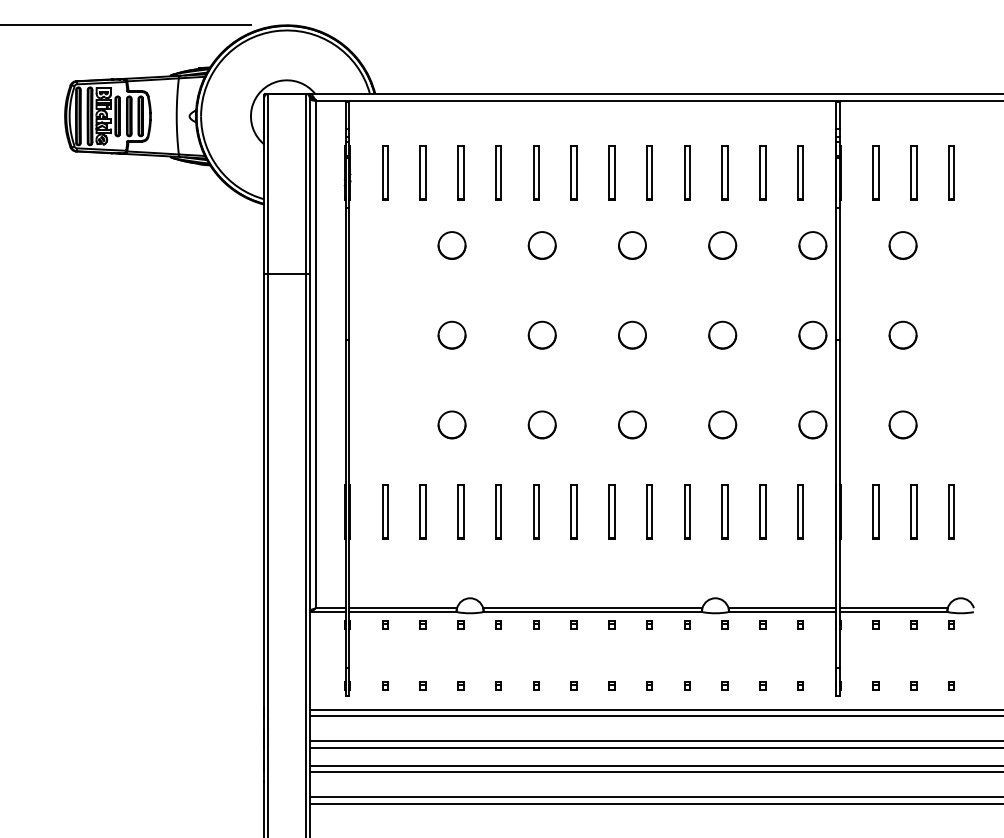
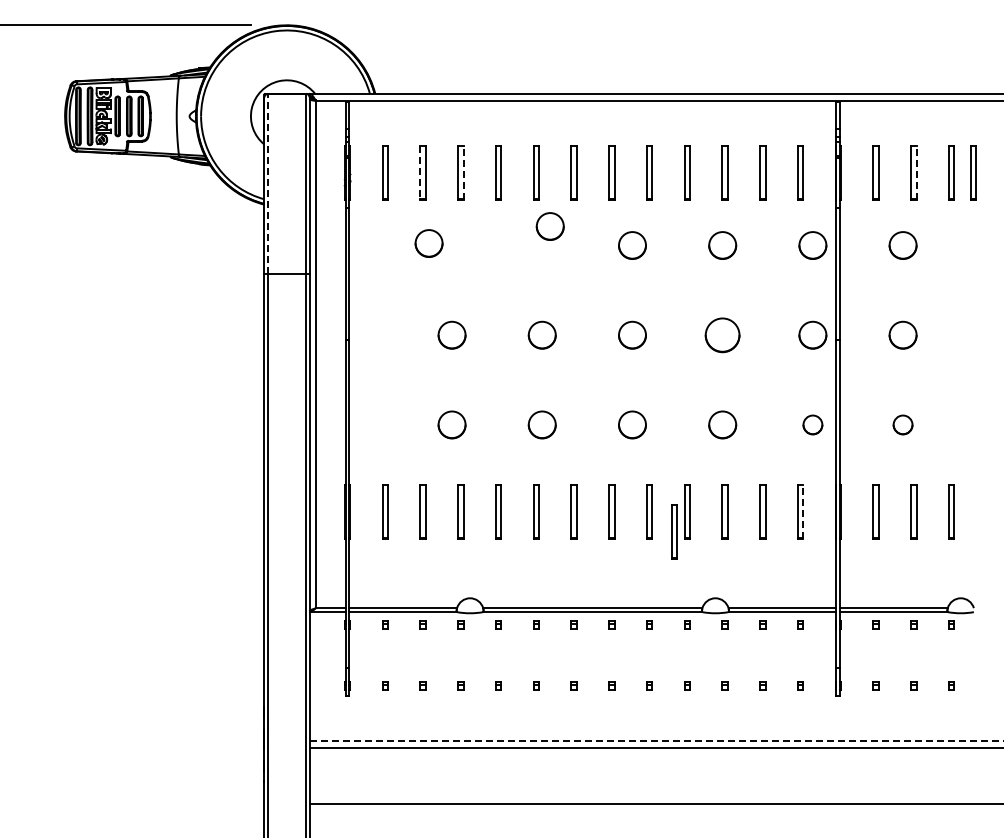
line: solid -> dashed (420, 172)
line: solid -> dashed (463, 172)
line: solid -> dashed (916, 172)
part: none -> present (973, 172)
line: solid -> dashed (268, 183)
circle position: (451, 245) -> (428, 243) (428, 243)
circle position: (541, 245) -> (549, 226) (549, 226)
circle size: 30x30 px -> 37x37 px (722, 335)
circle size: 30x30 px -> 22x22 px (812, 424)
circle size: 30x30 px -> 22x22 px (902, 424)
line: solid -> dashed (803, 511)
part: none -> present (674, 531)
line: present -> none (654, 710)
line: present -> none (654, 716)
line: solid -> dashed (656, 741)
line: present -> none (654, 766)
line: present -> none (654, 772)
line: present -> none (654, 797)
